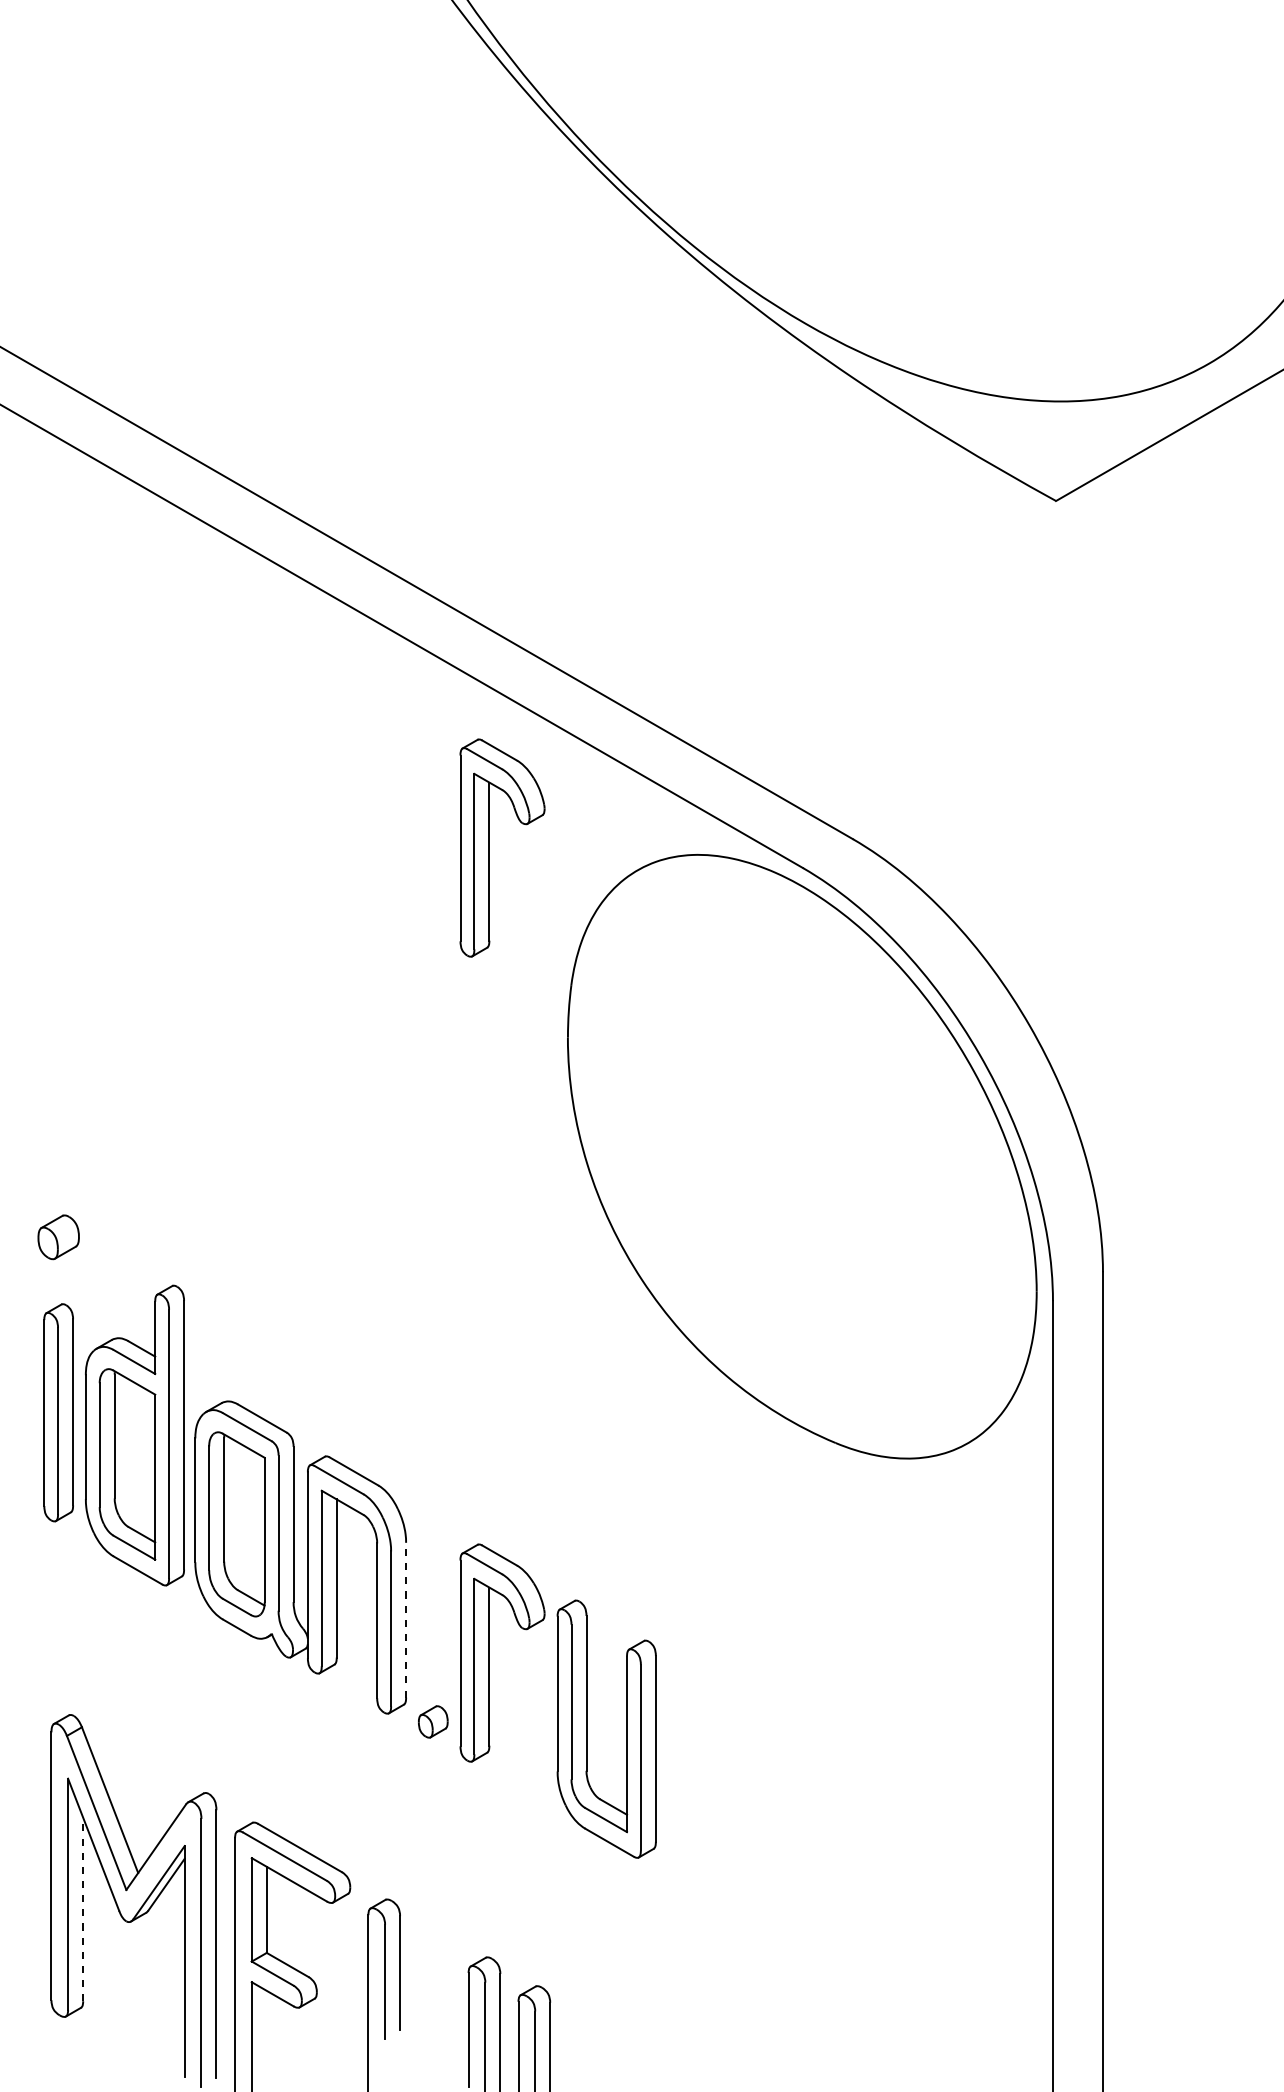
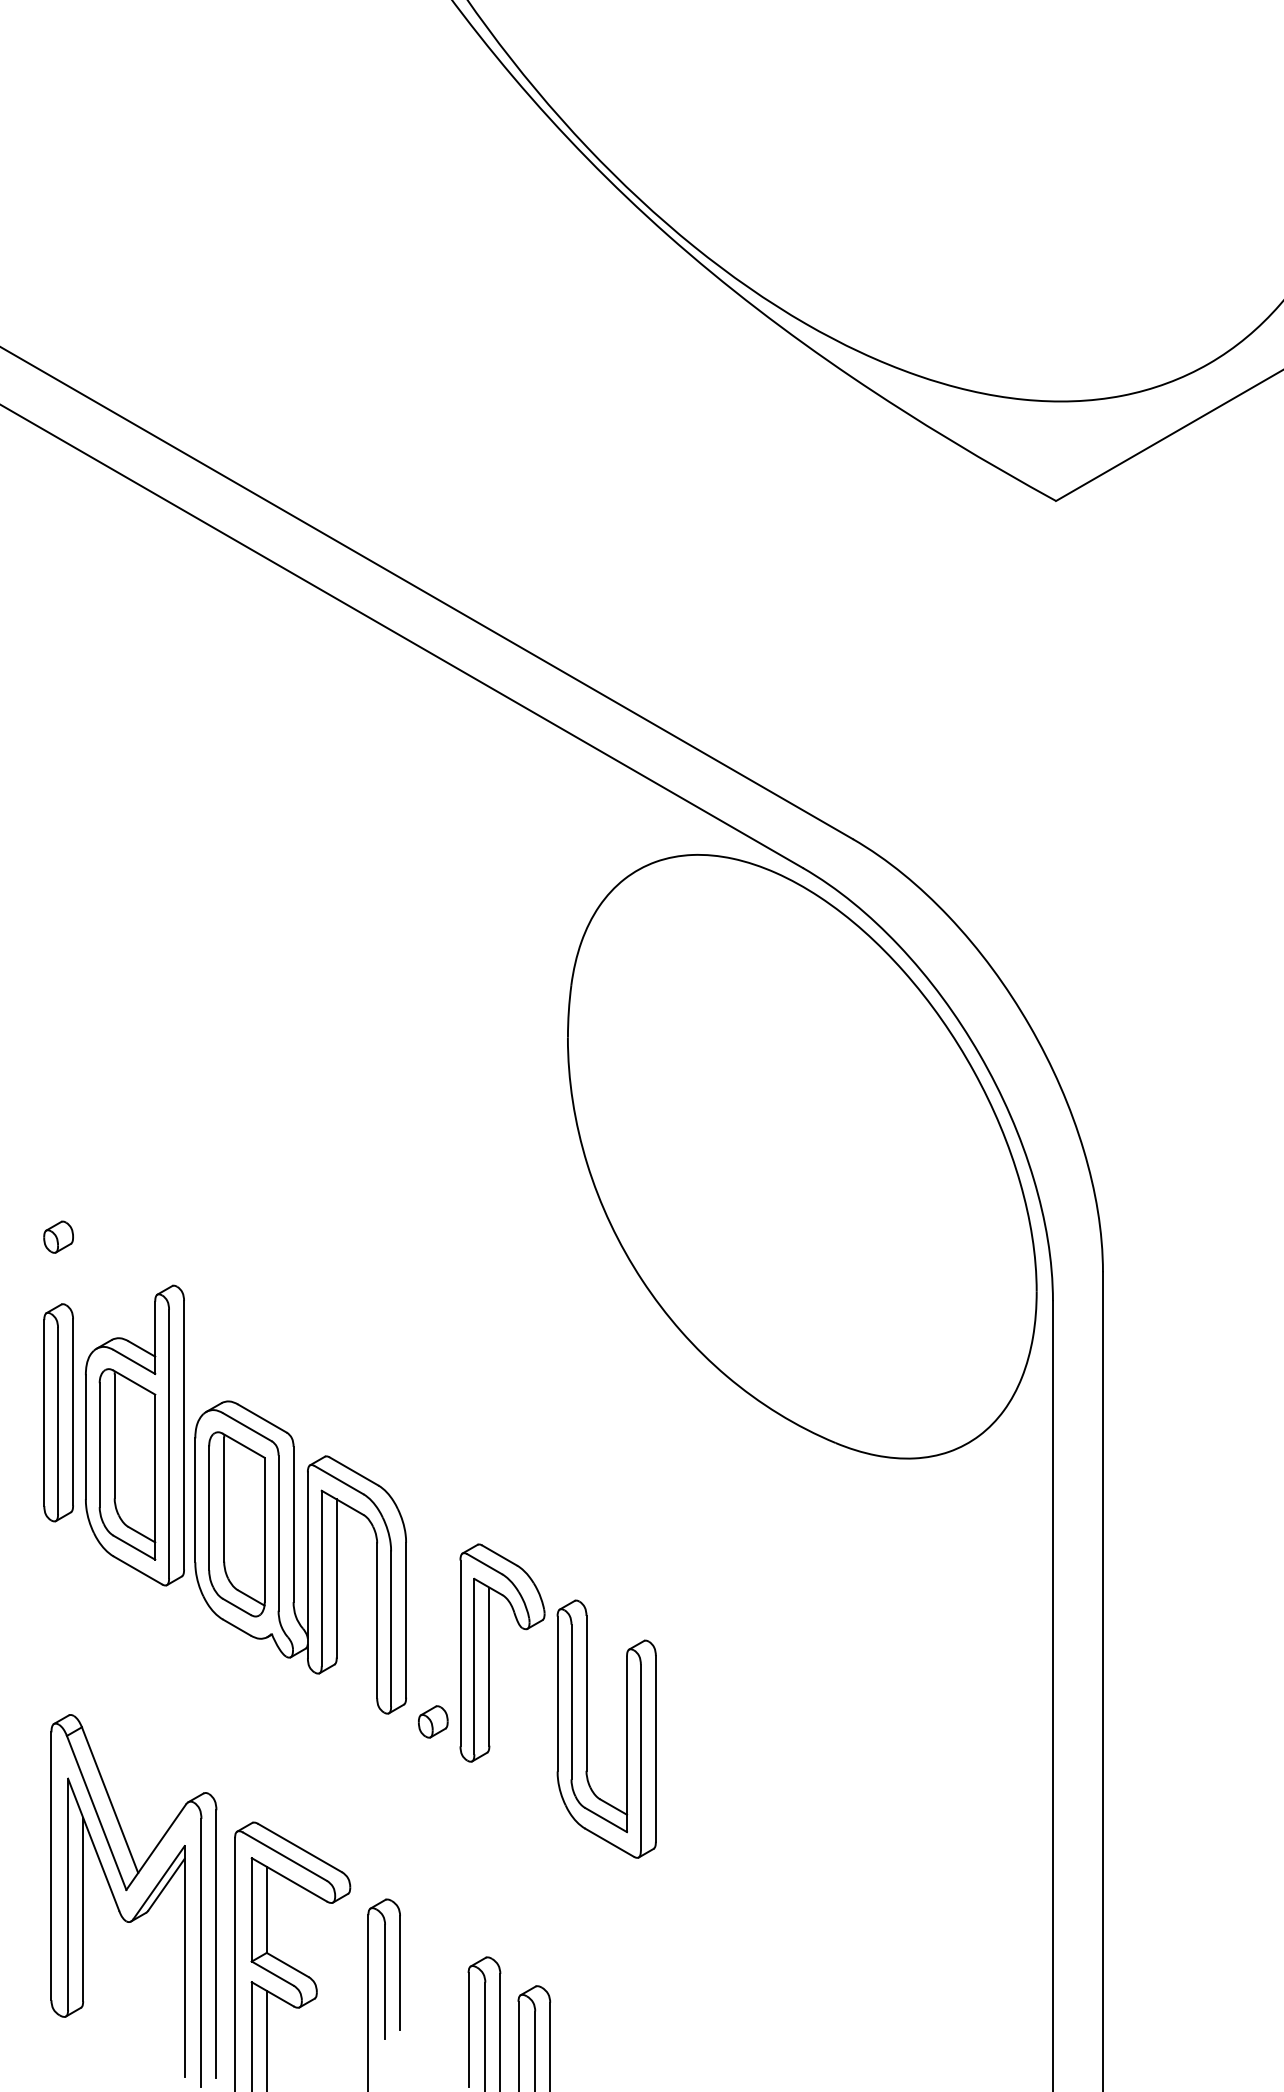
part: present -> none (489, 847)
part size: 43x47 px -> 31x34 px (58, 1236)
line: dashed -> solid (406, 1619)
line: dashed -> solid (83, 1909)
line: none -> present (266, 2039)
